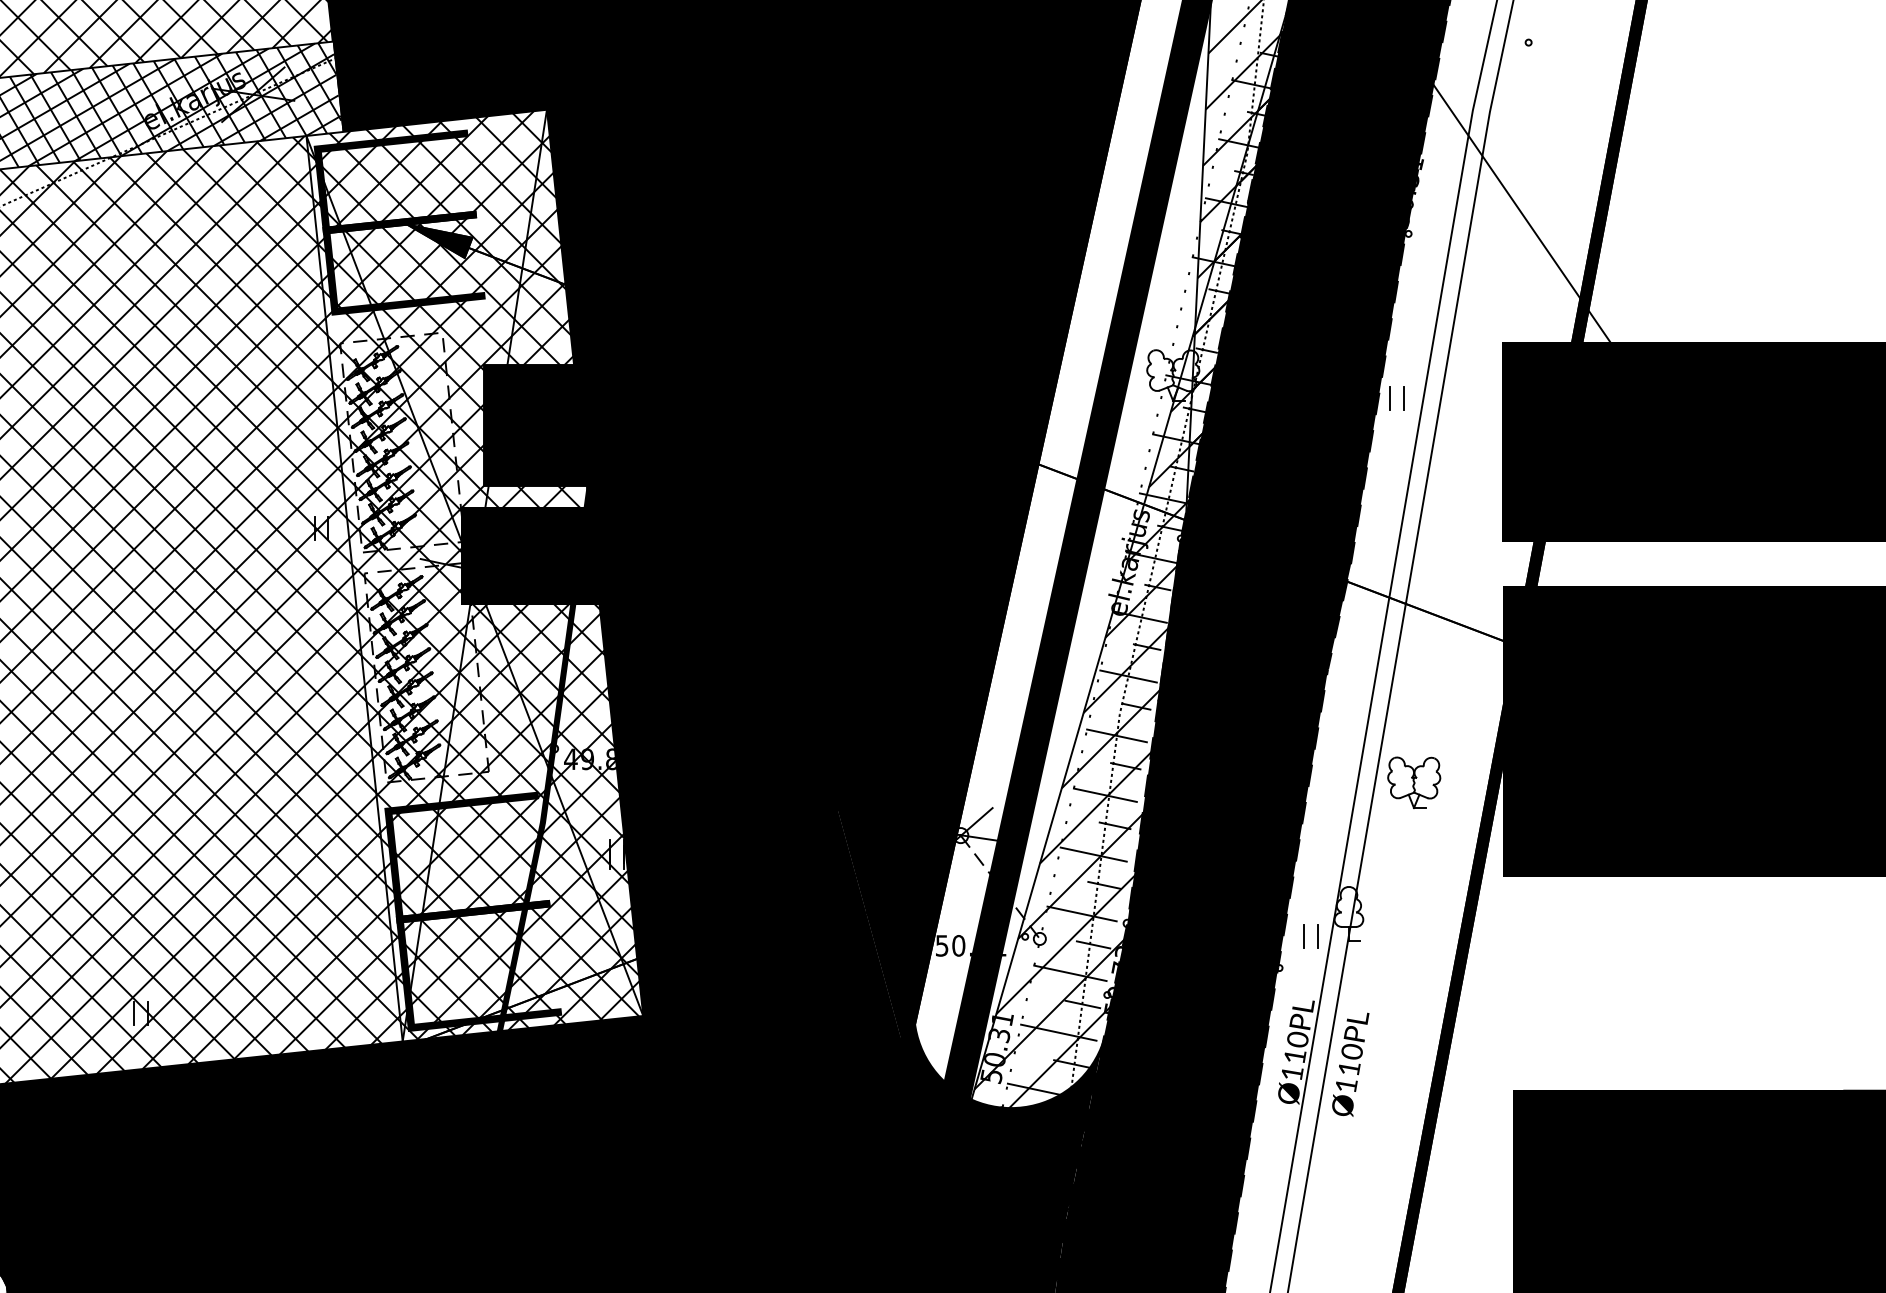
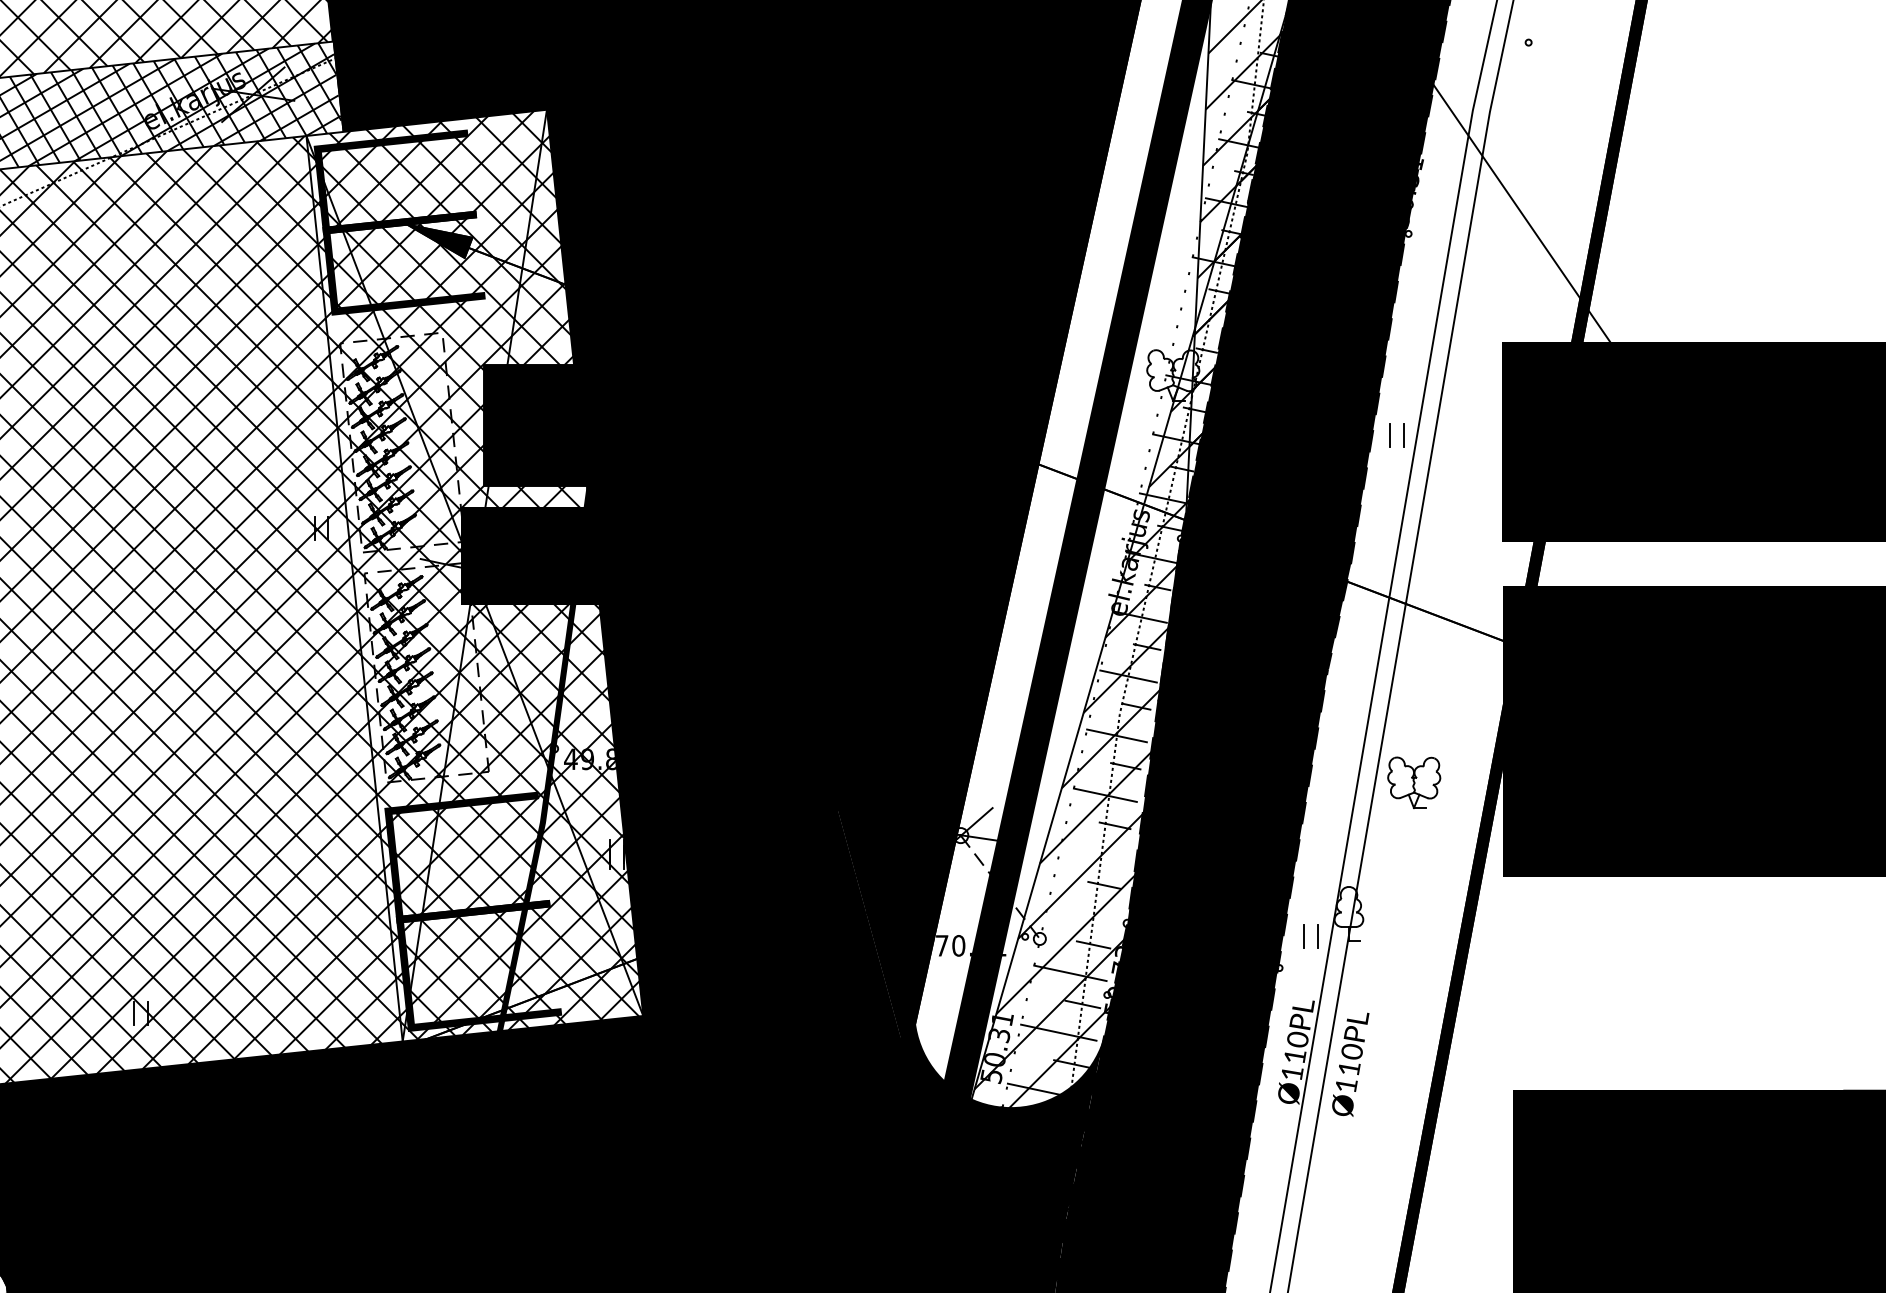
part position: (1396, 398) -> (1396, 435) (1396, 435)
line: present -> none (1093, 854)
line: present -> none (1081, 913)
text: 50.41 -> 70.41 (942, 945)
